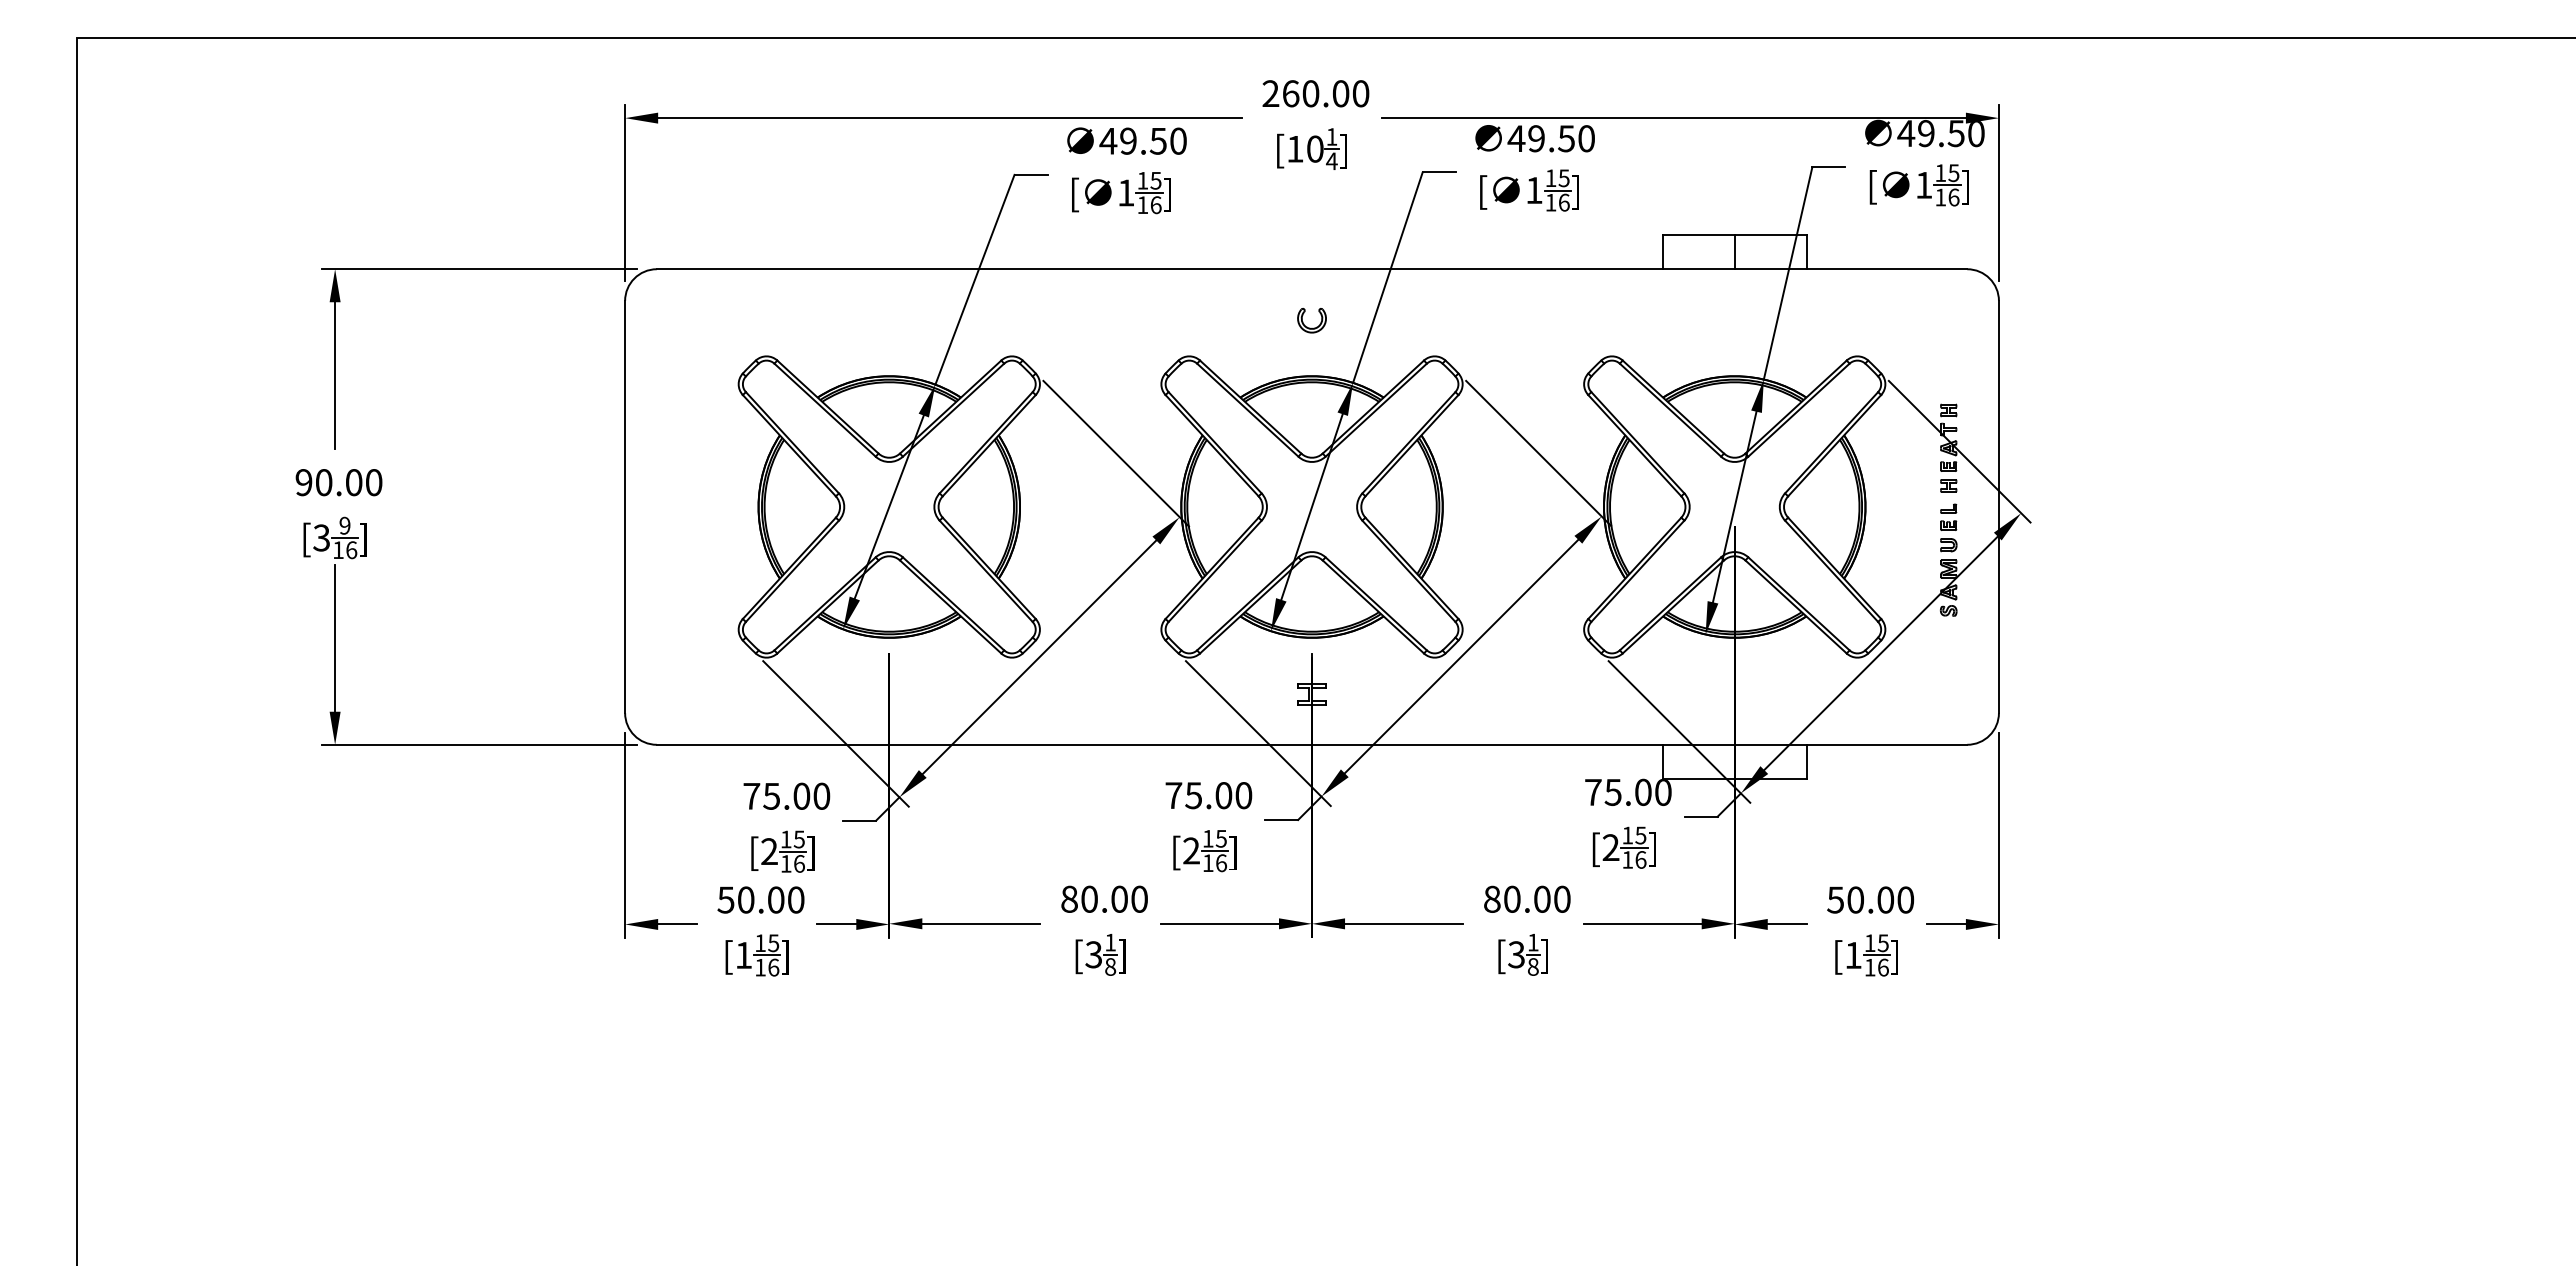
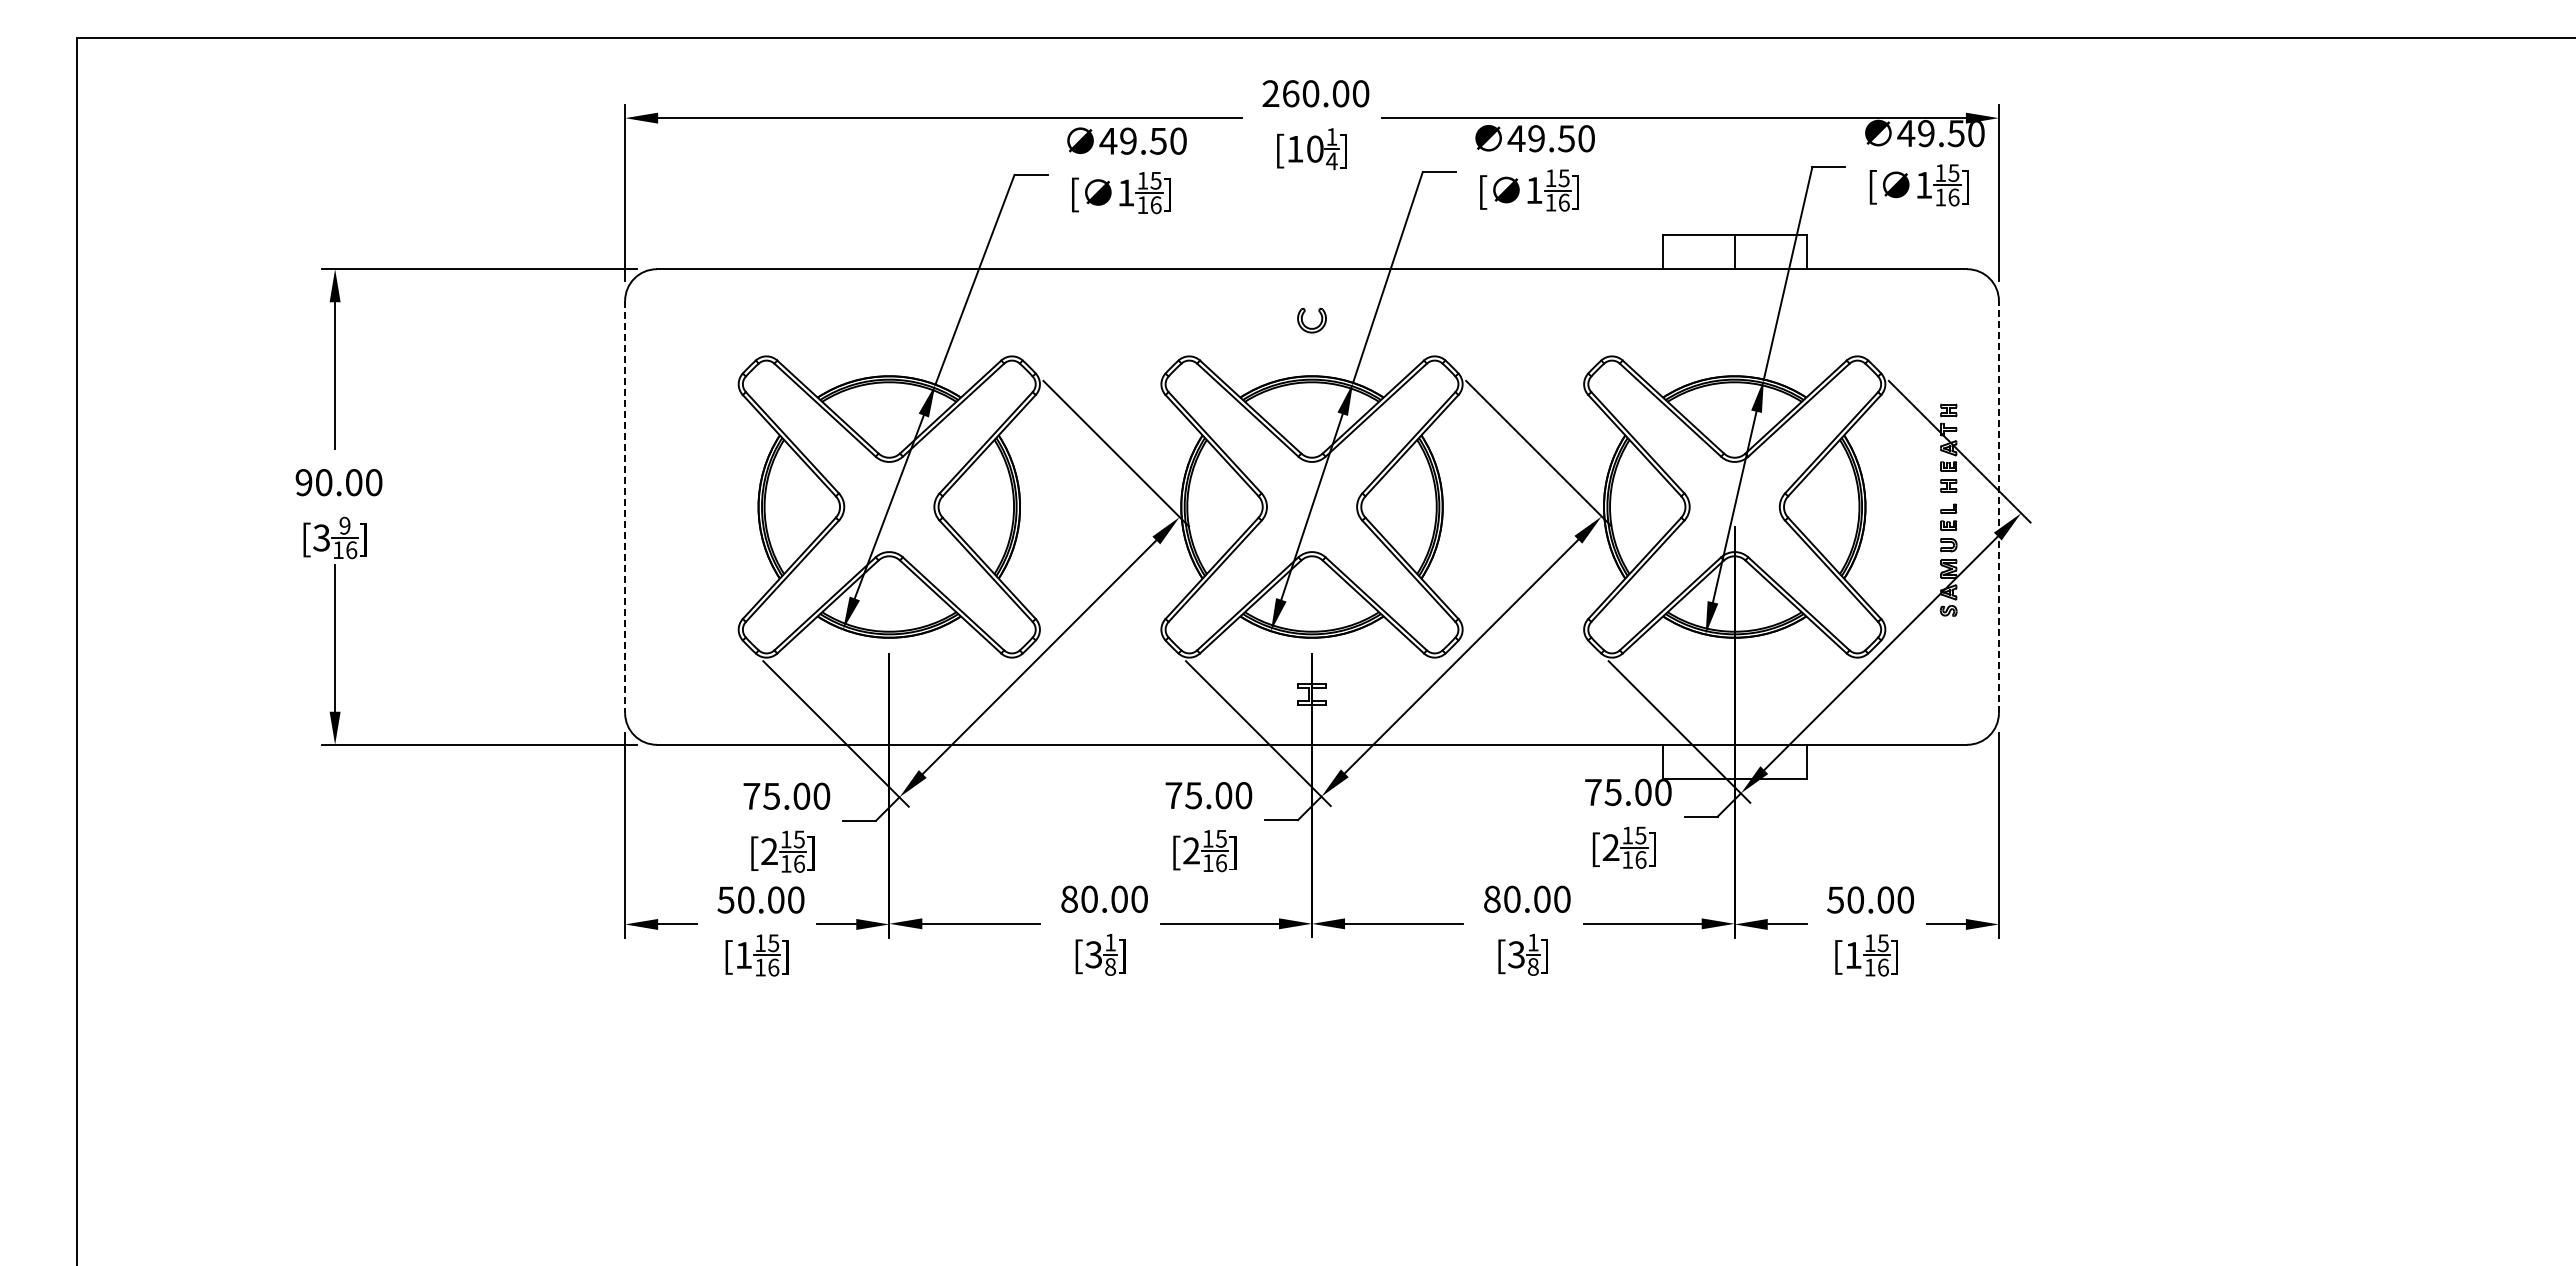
line: solid -> dashed (1998, 506)
line: solid -> dashed (625, 507)
